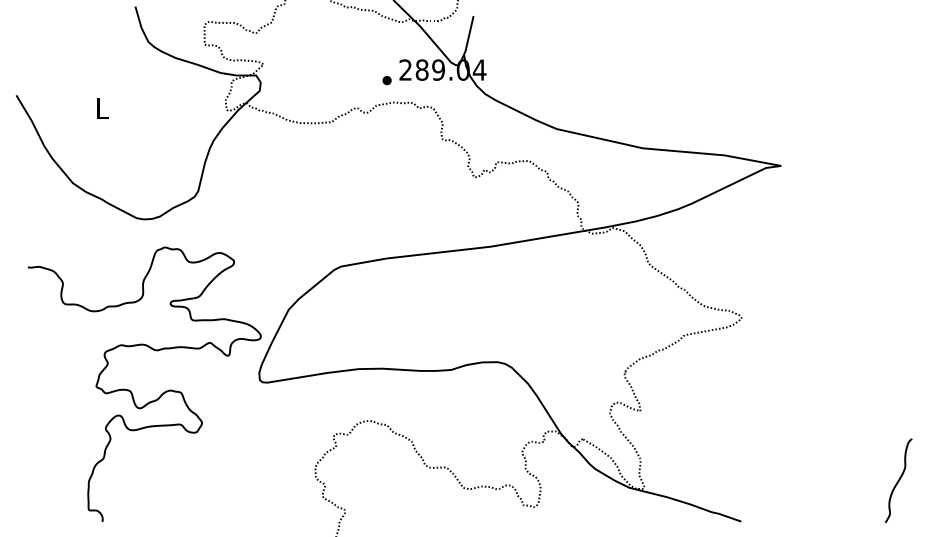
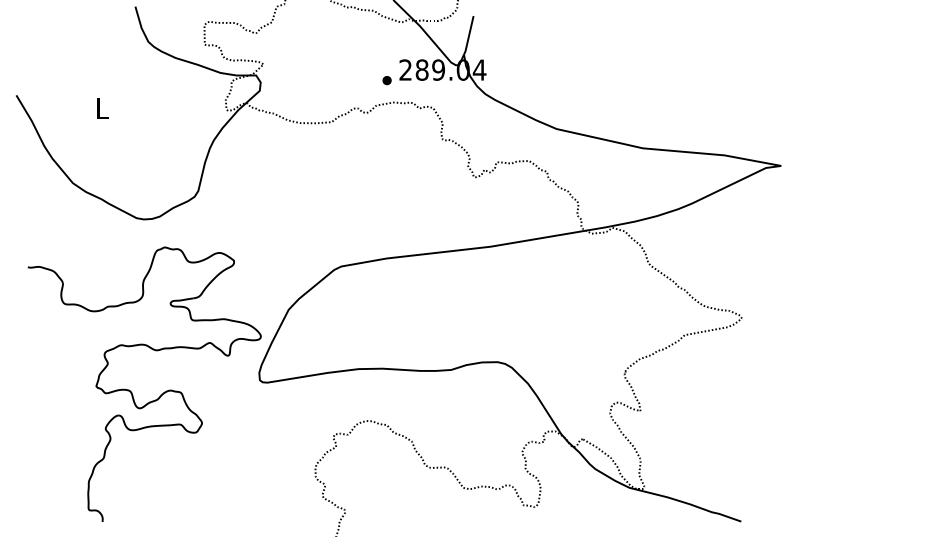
curve: present -> none (898, 480)
